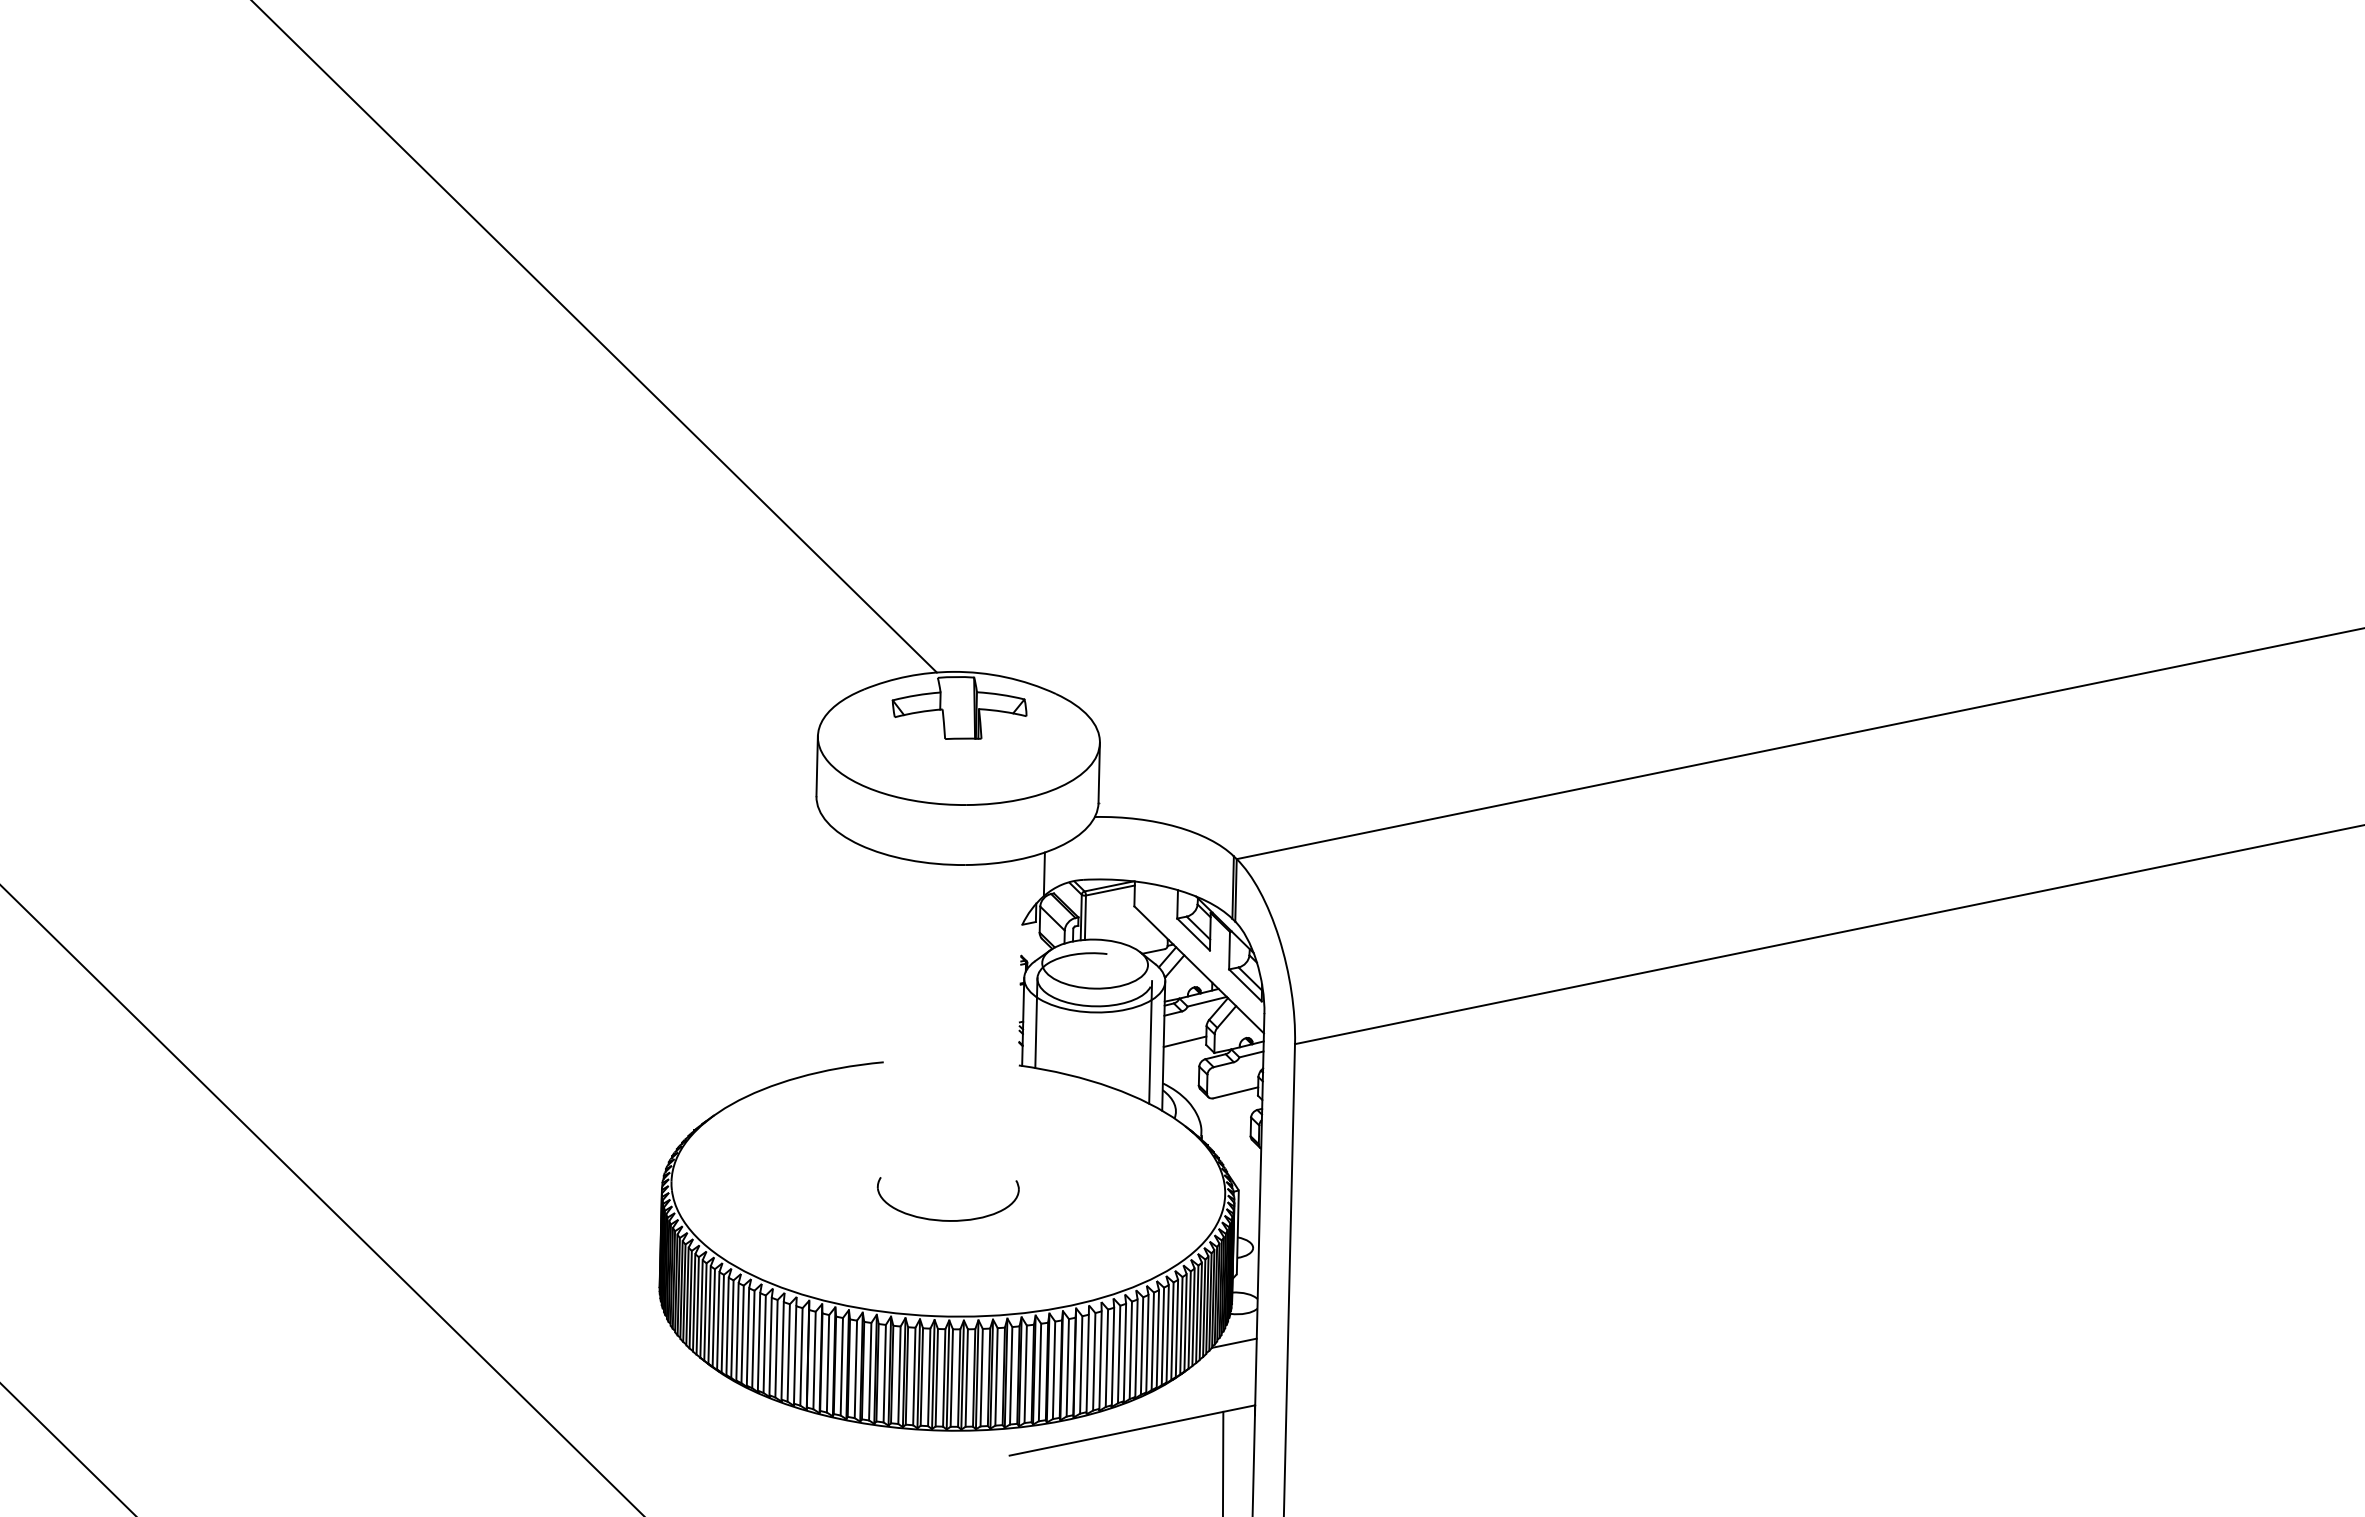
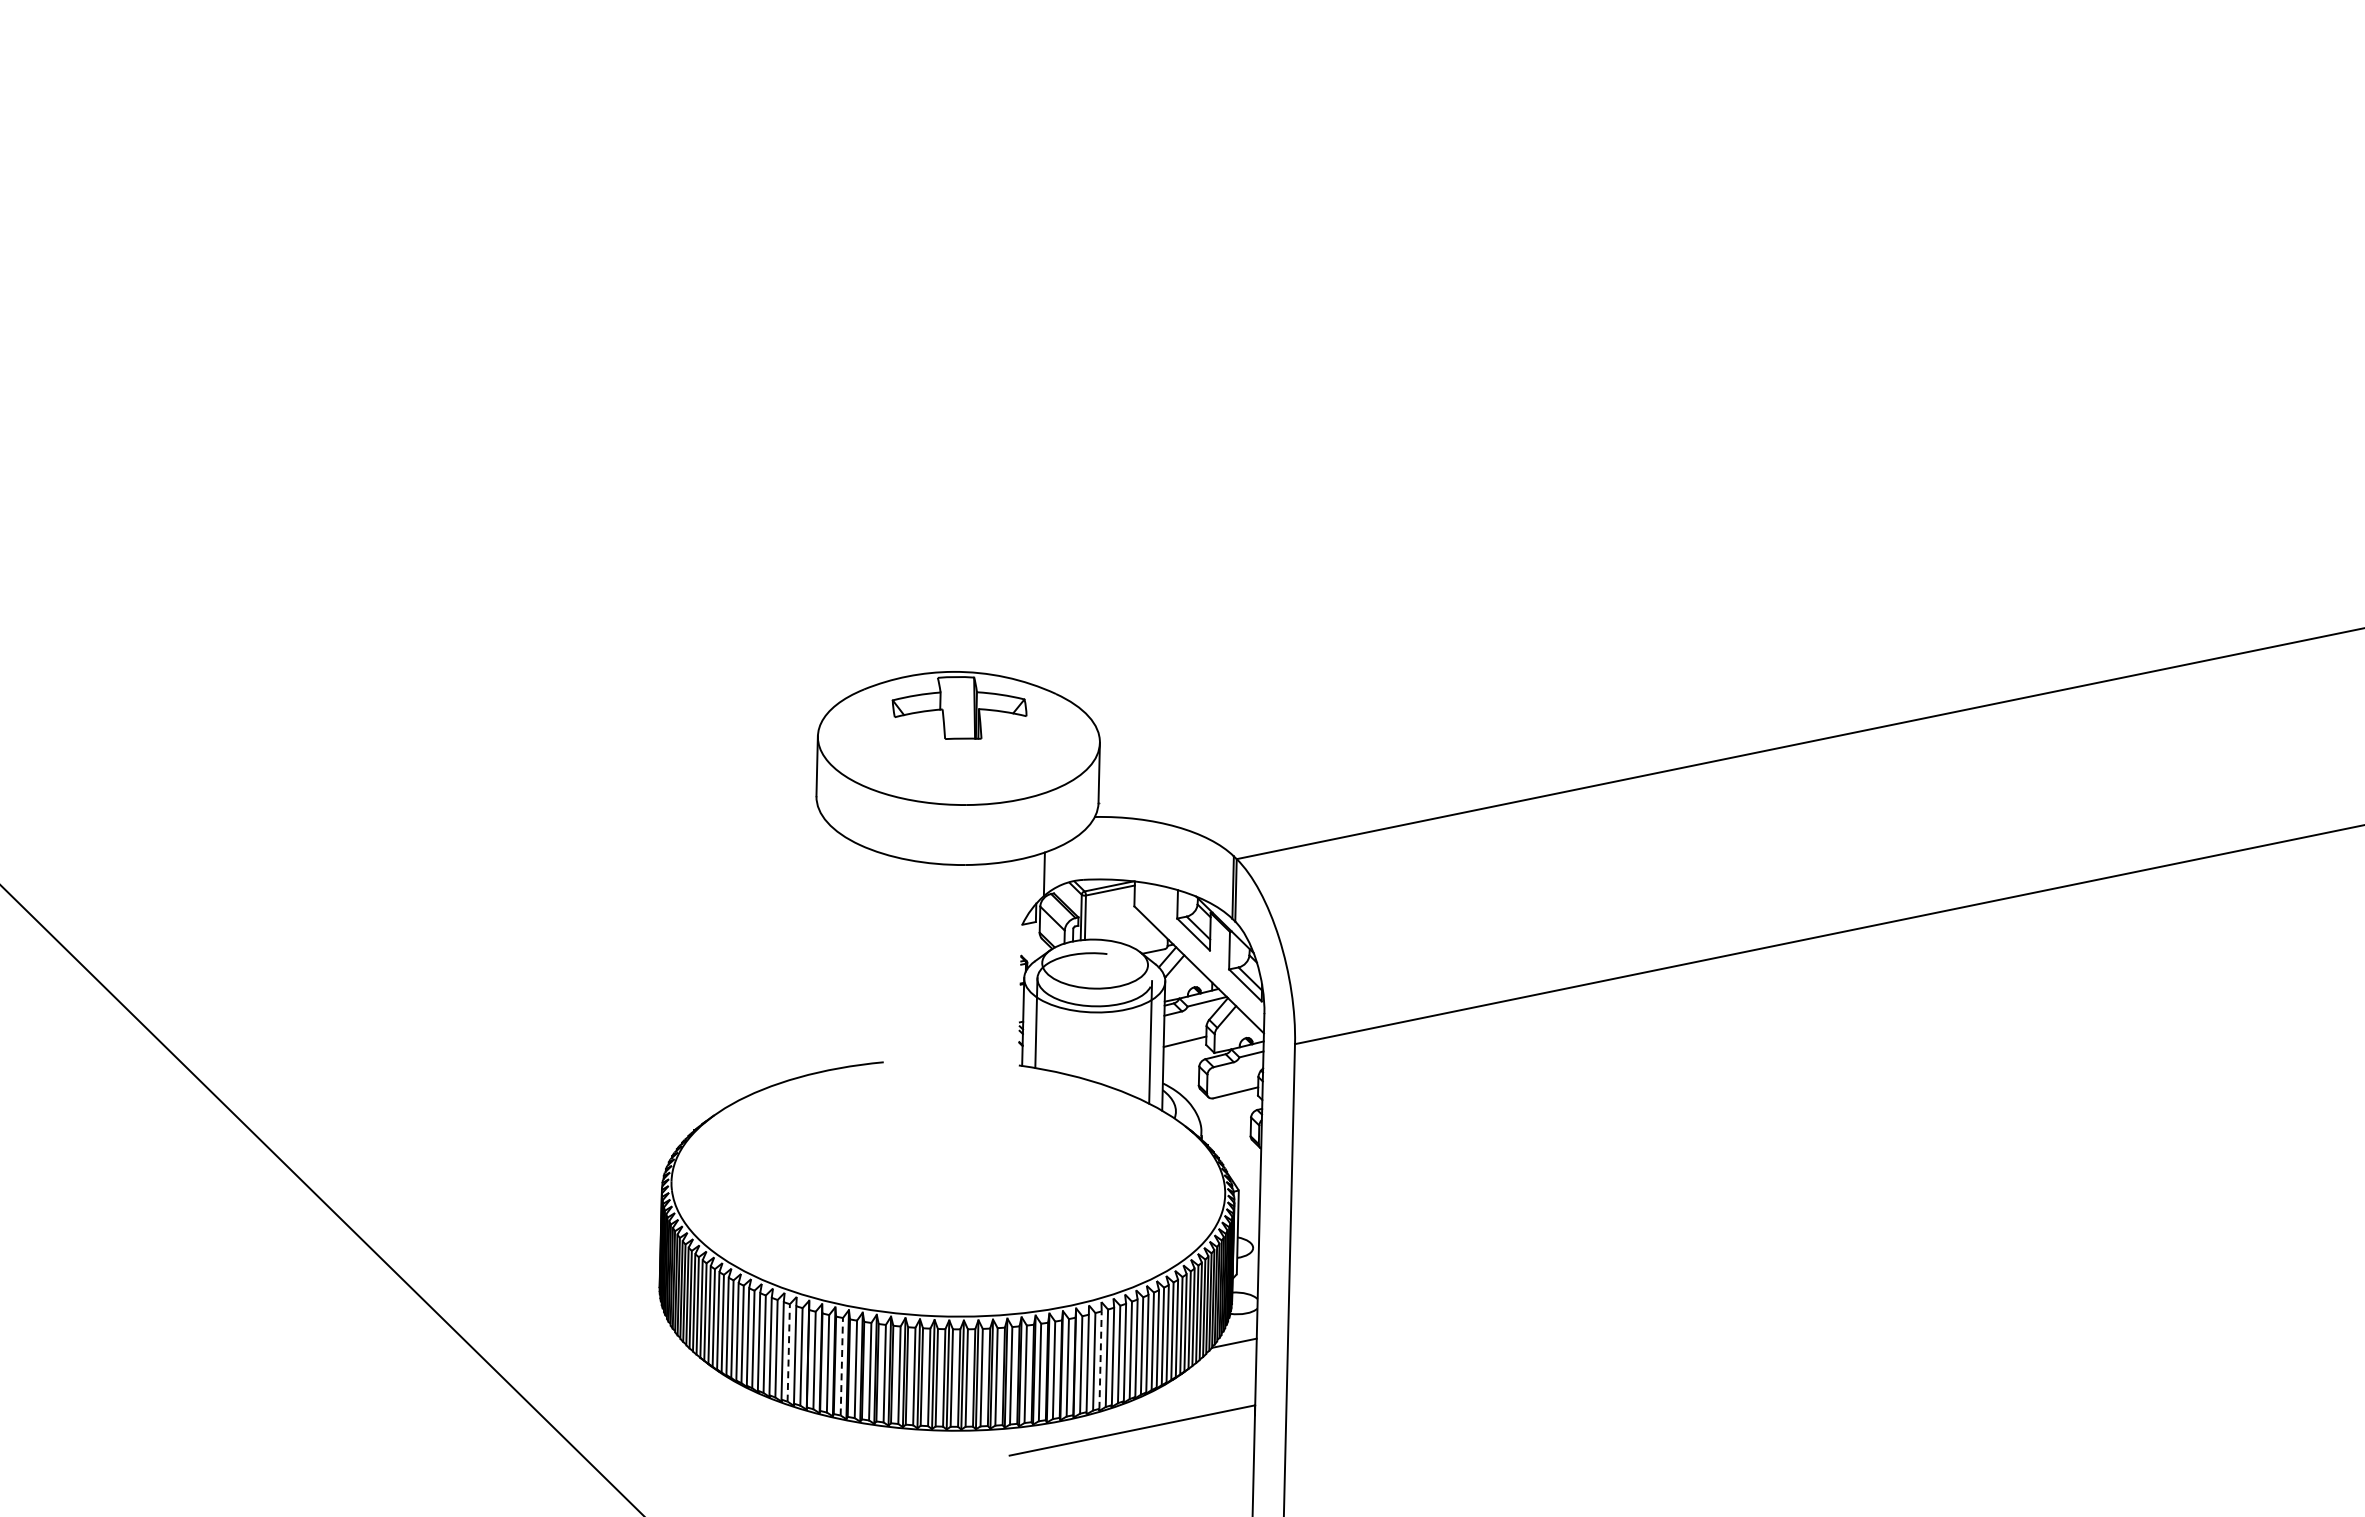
line: present -> none (594, 337)
part: present -> none (944, 1219)
line: solid -> dashed (788, 1352)
line: solid -> dashed (1100, 1360)
line: solid -> dashed (841, 1366)
line: present -> none (67, 1448)
line: present -> none (1222, 1462)
